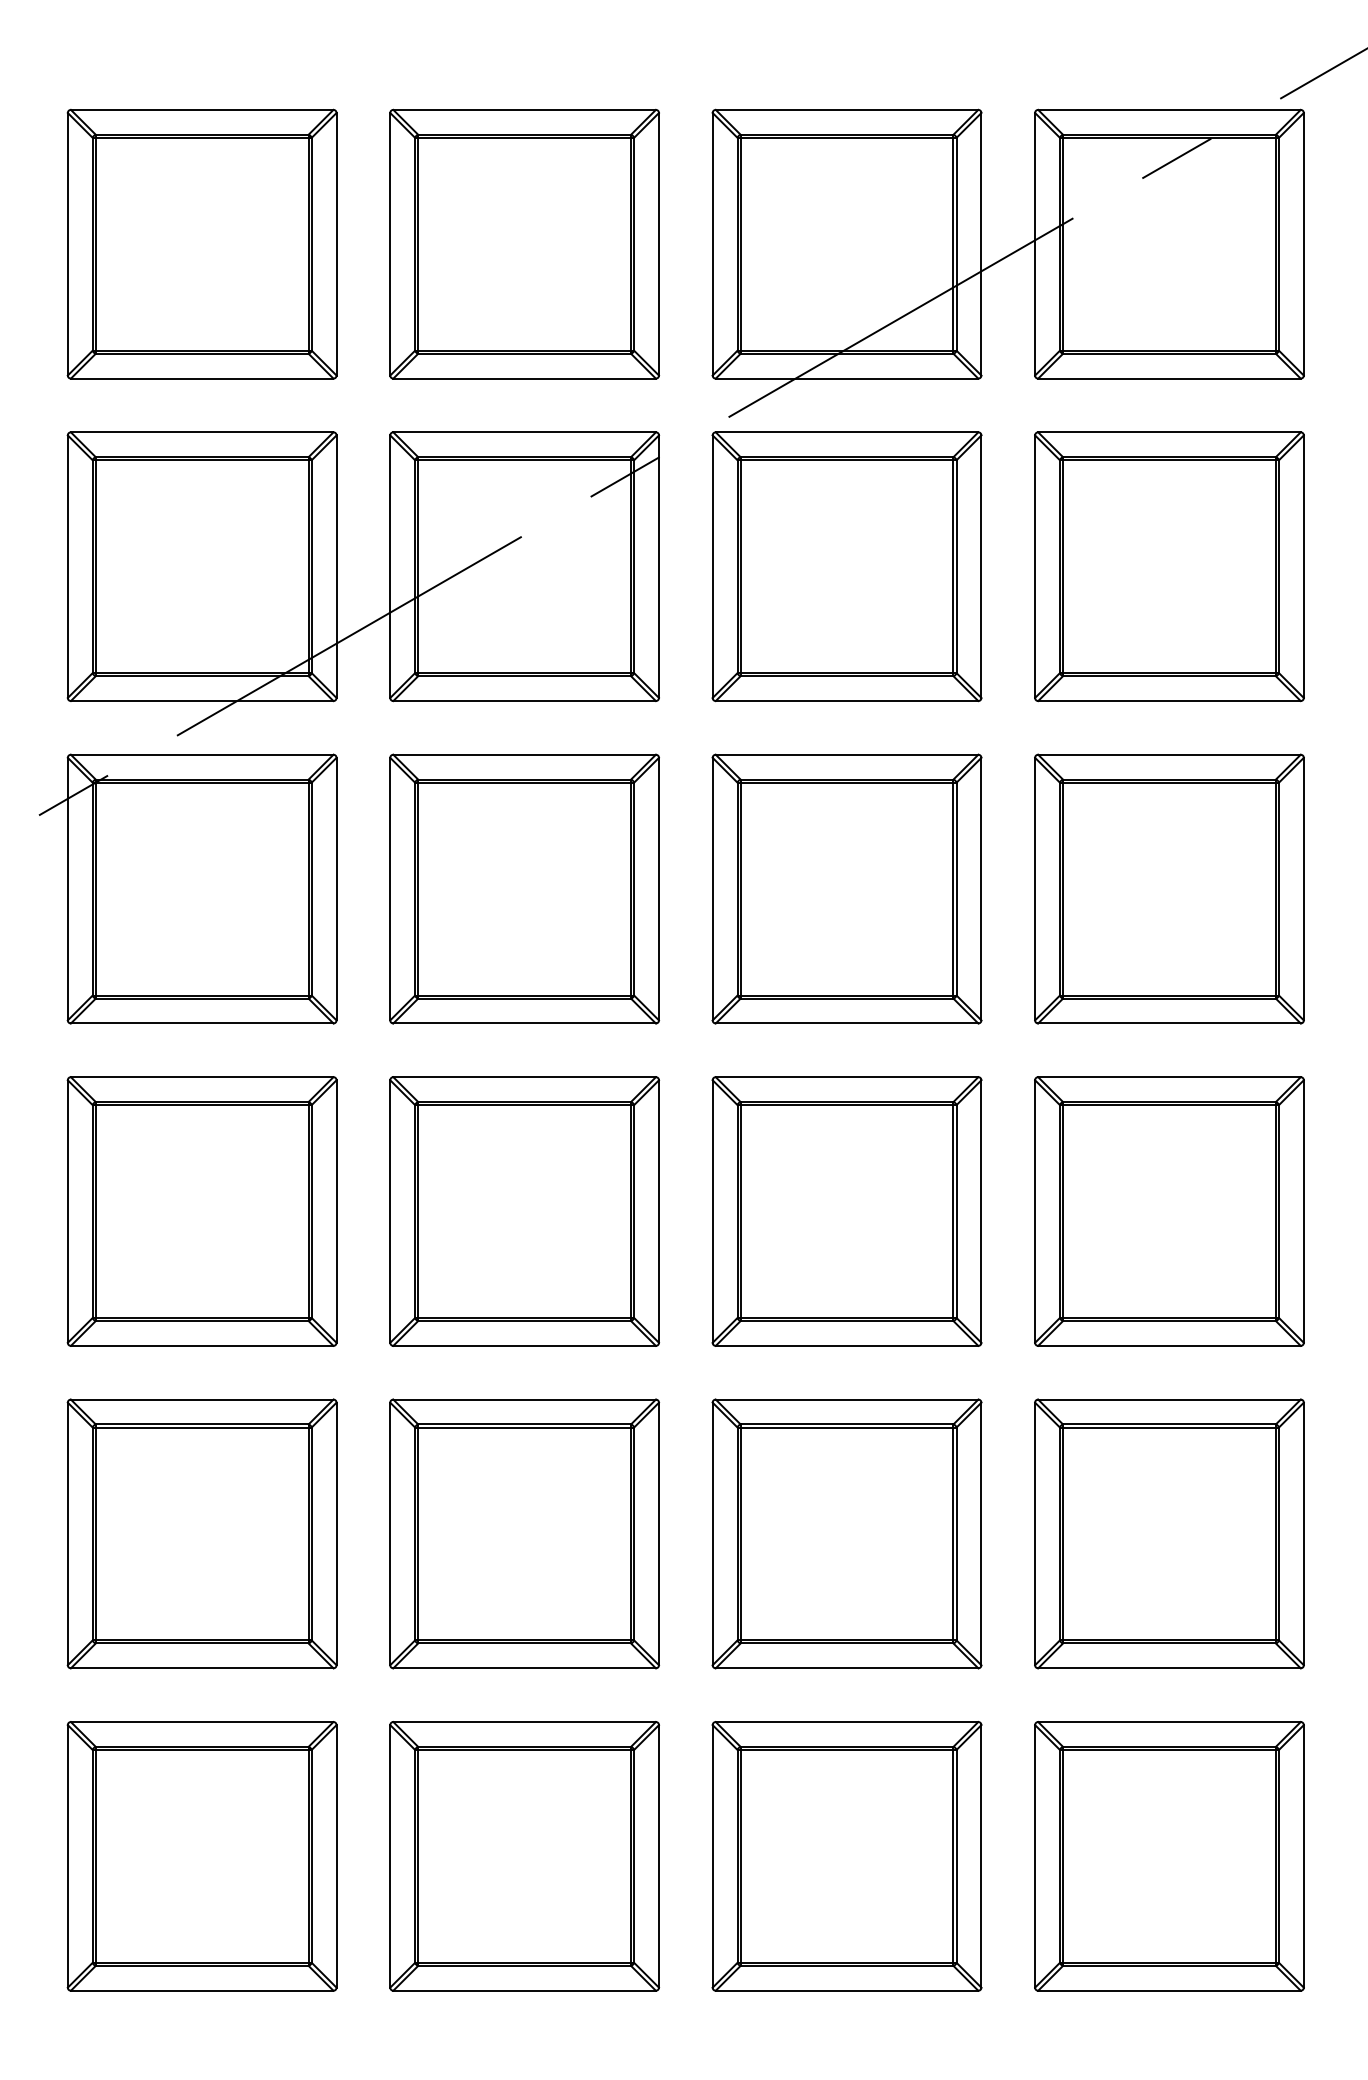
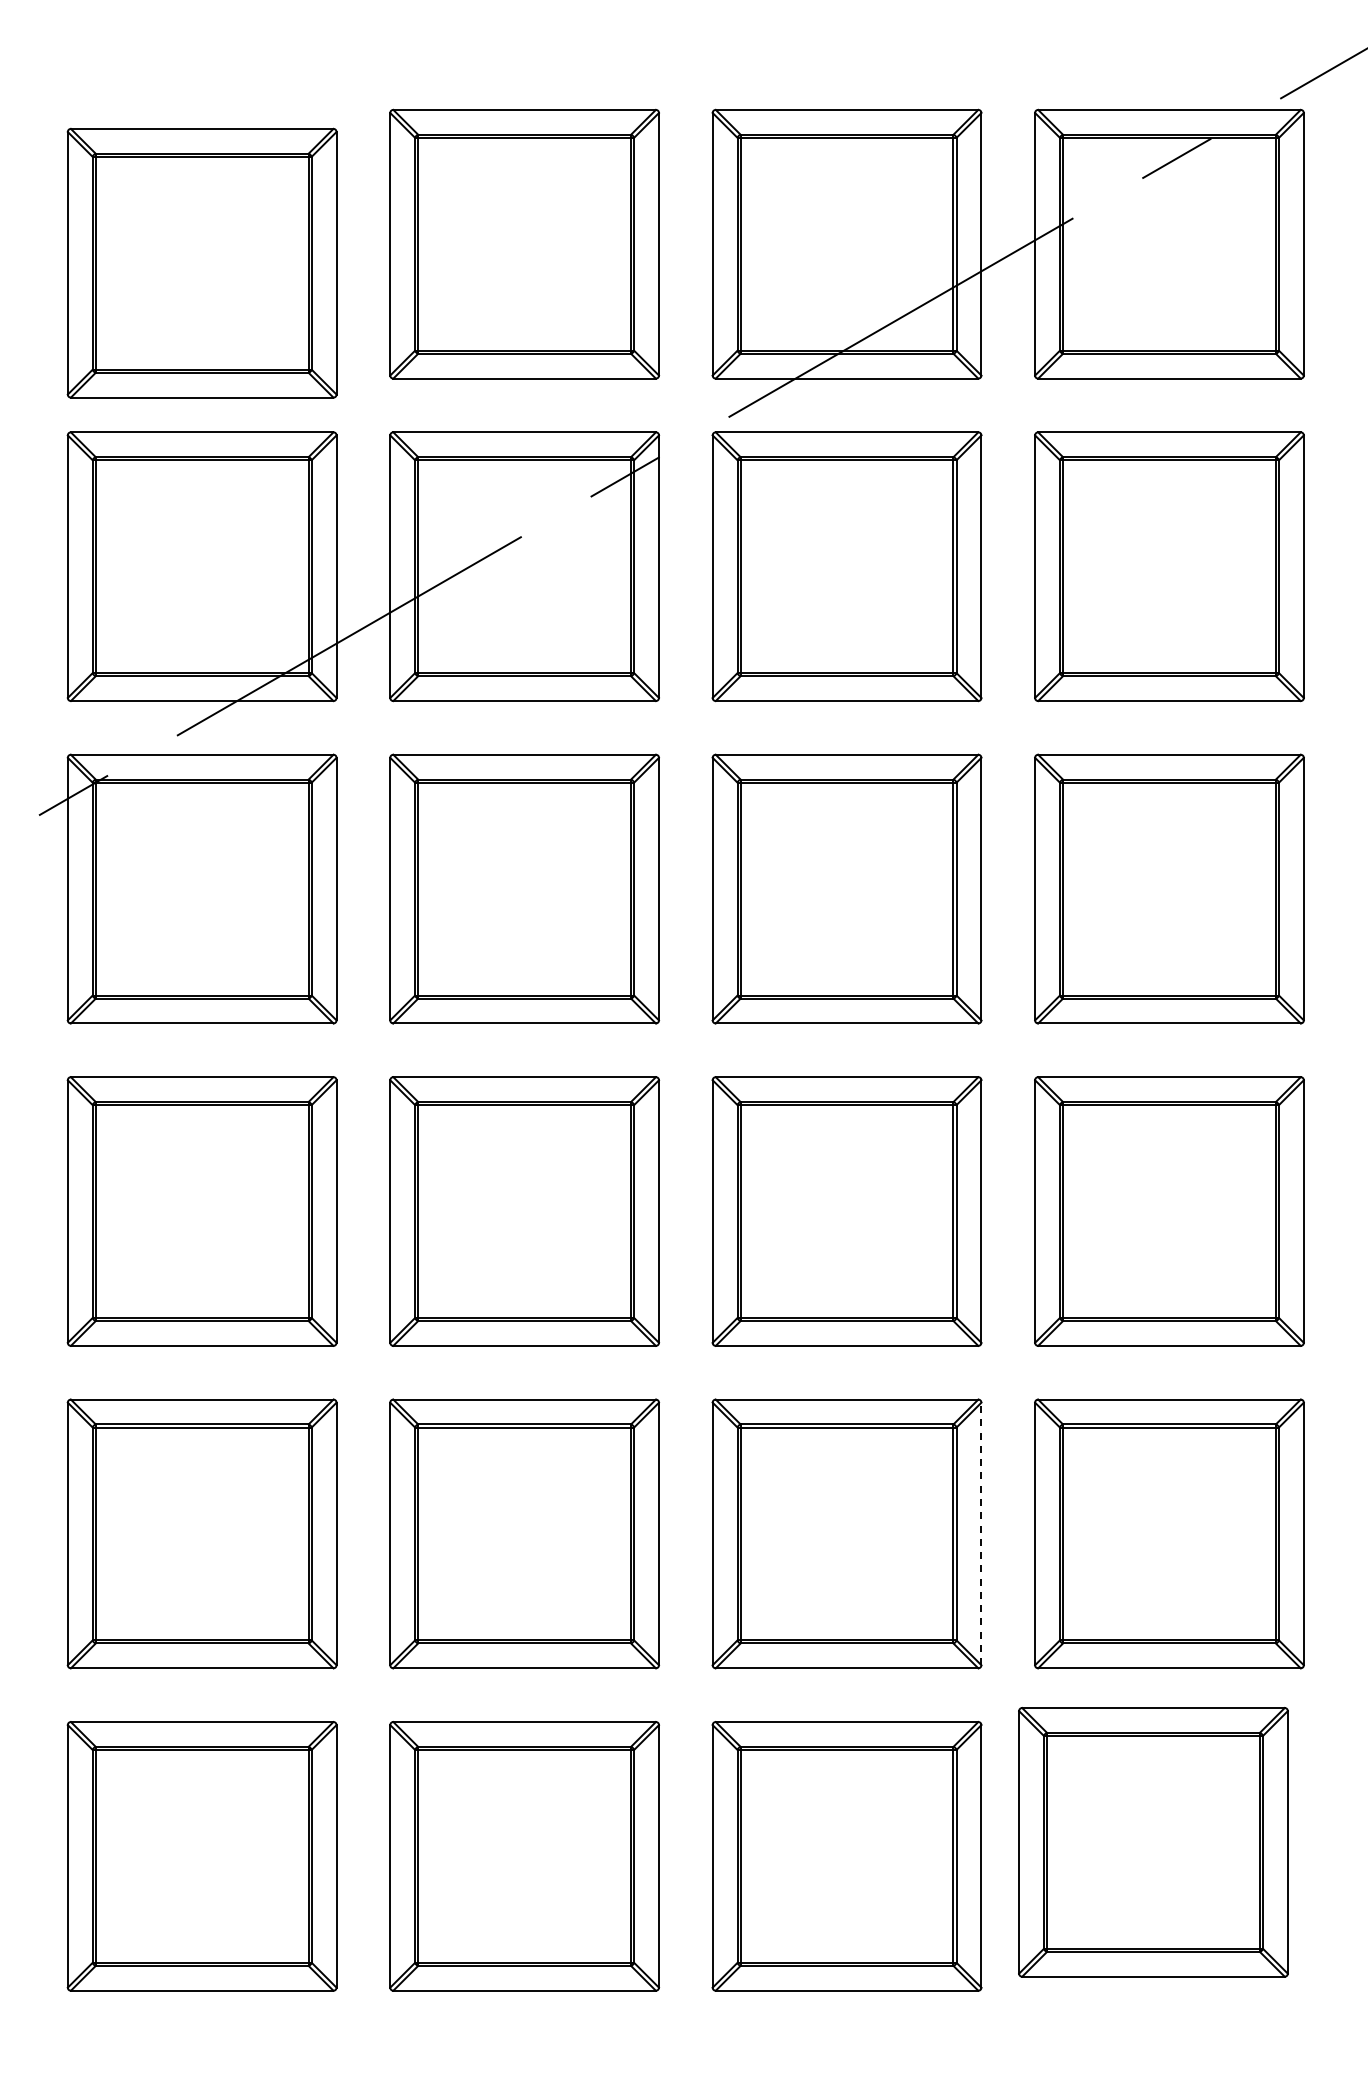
part position: (201, 243) -> (201, 262) (201, 262)
line: solid -> dashed (981, 1533)
part position: (1169, 1856) -> (1153, 1842) (1153, 1842)
